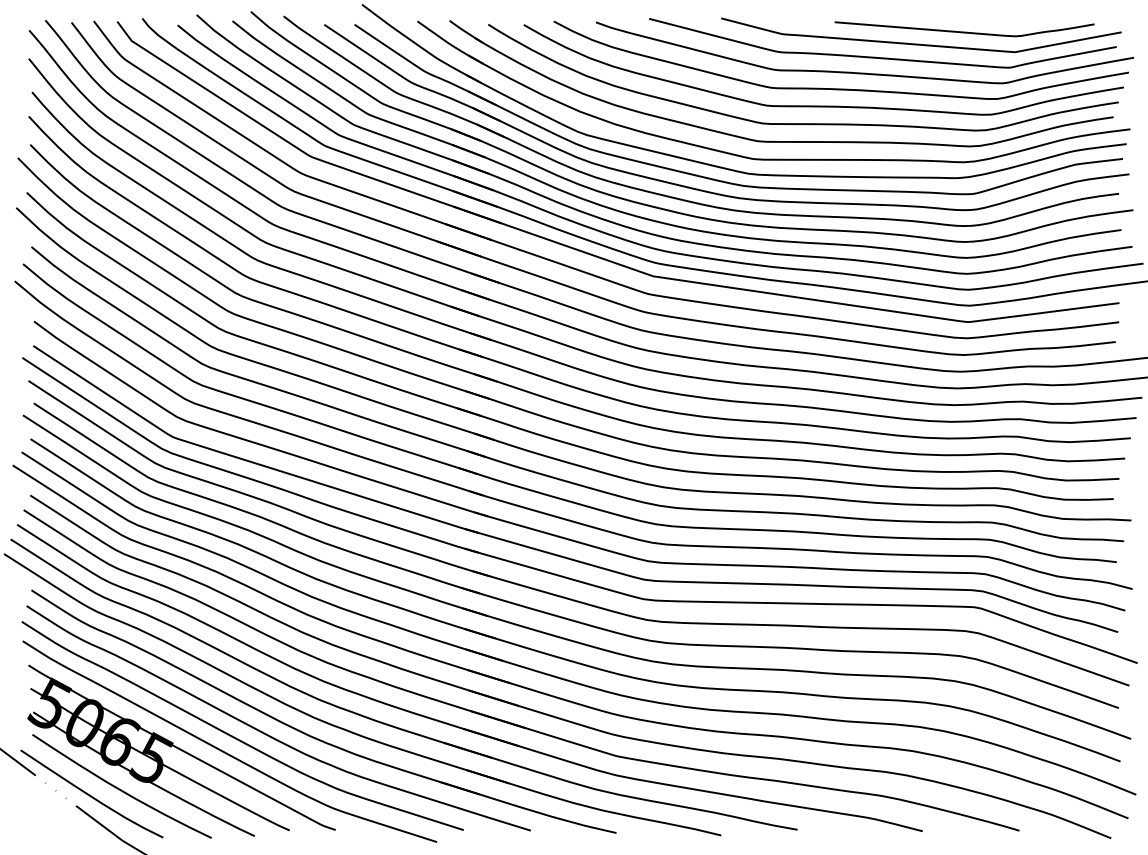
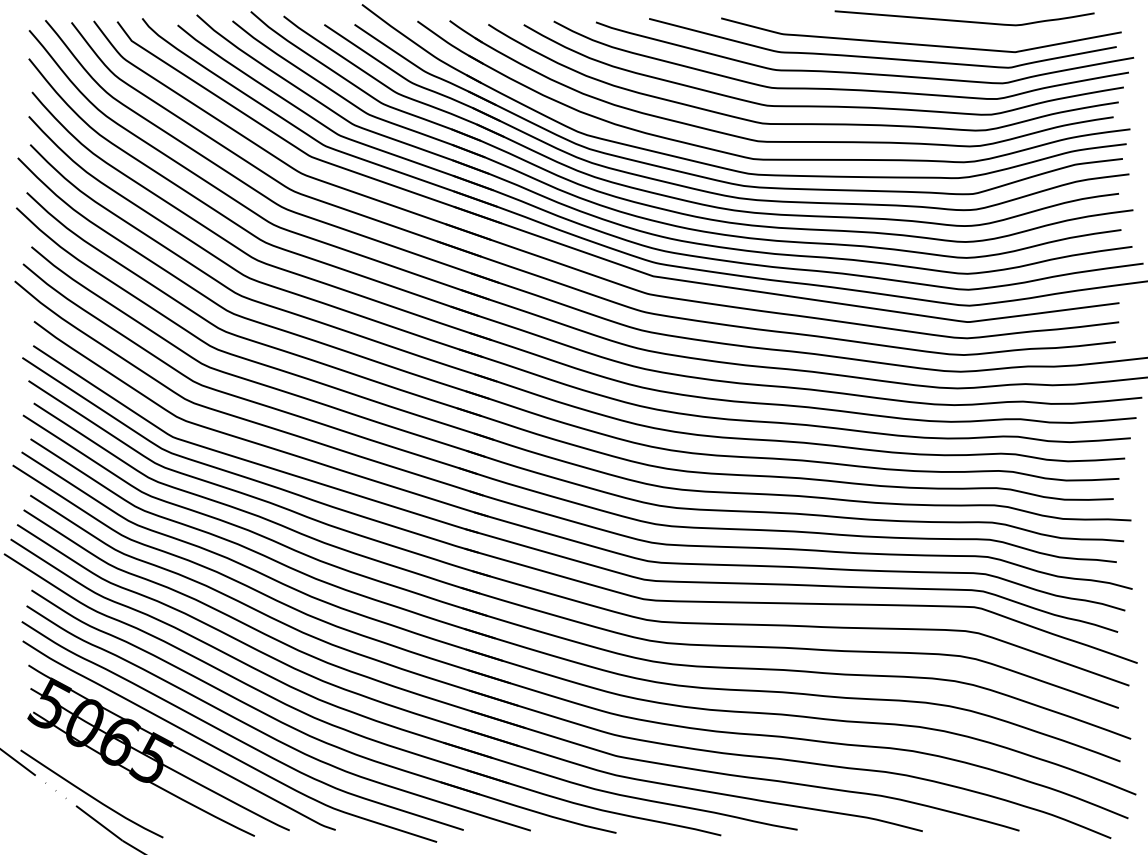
curve position: (964, 31) -> (964, 20) (964, 20)
curve: present -> none (119, 788)
